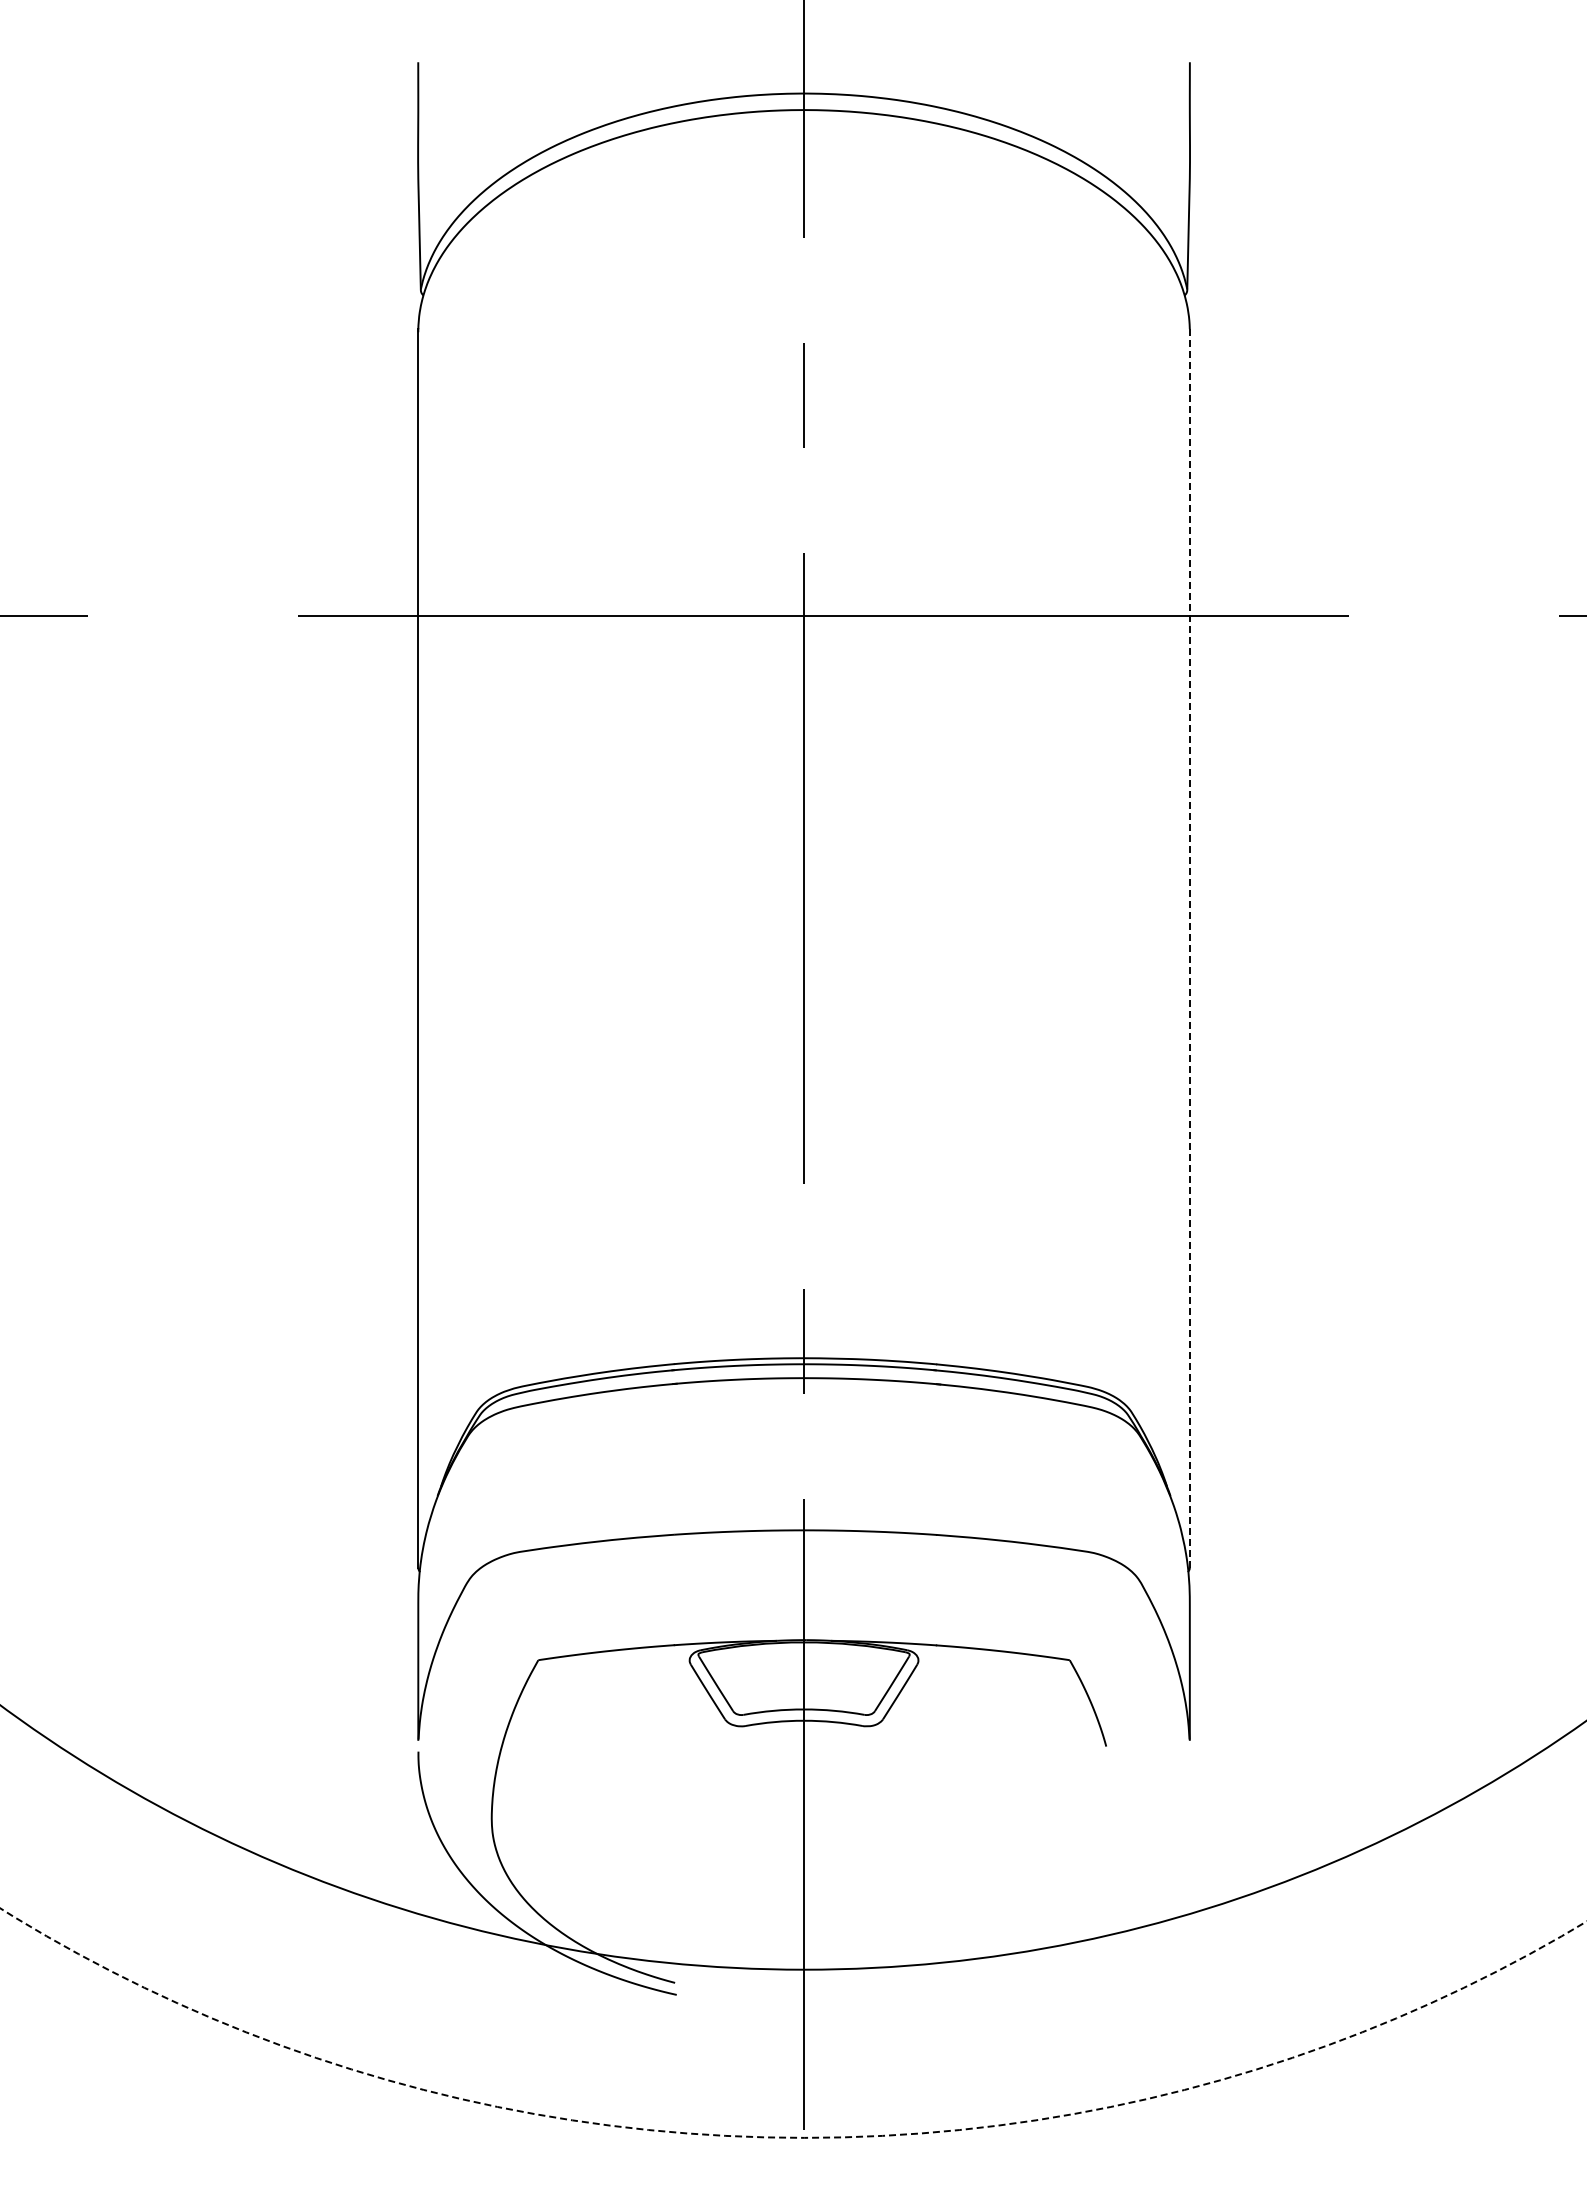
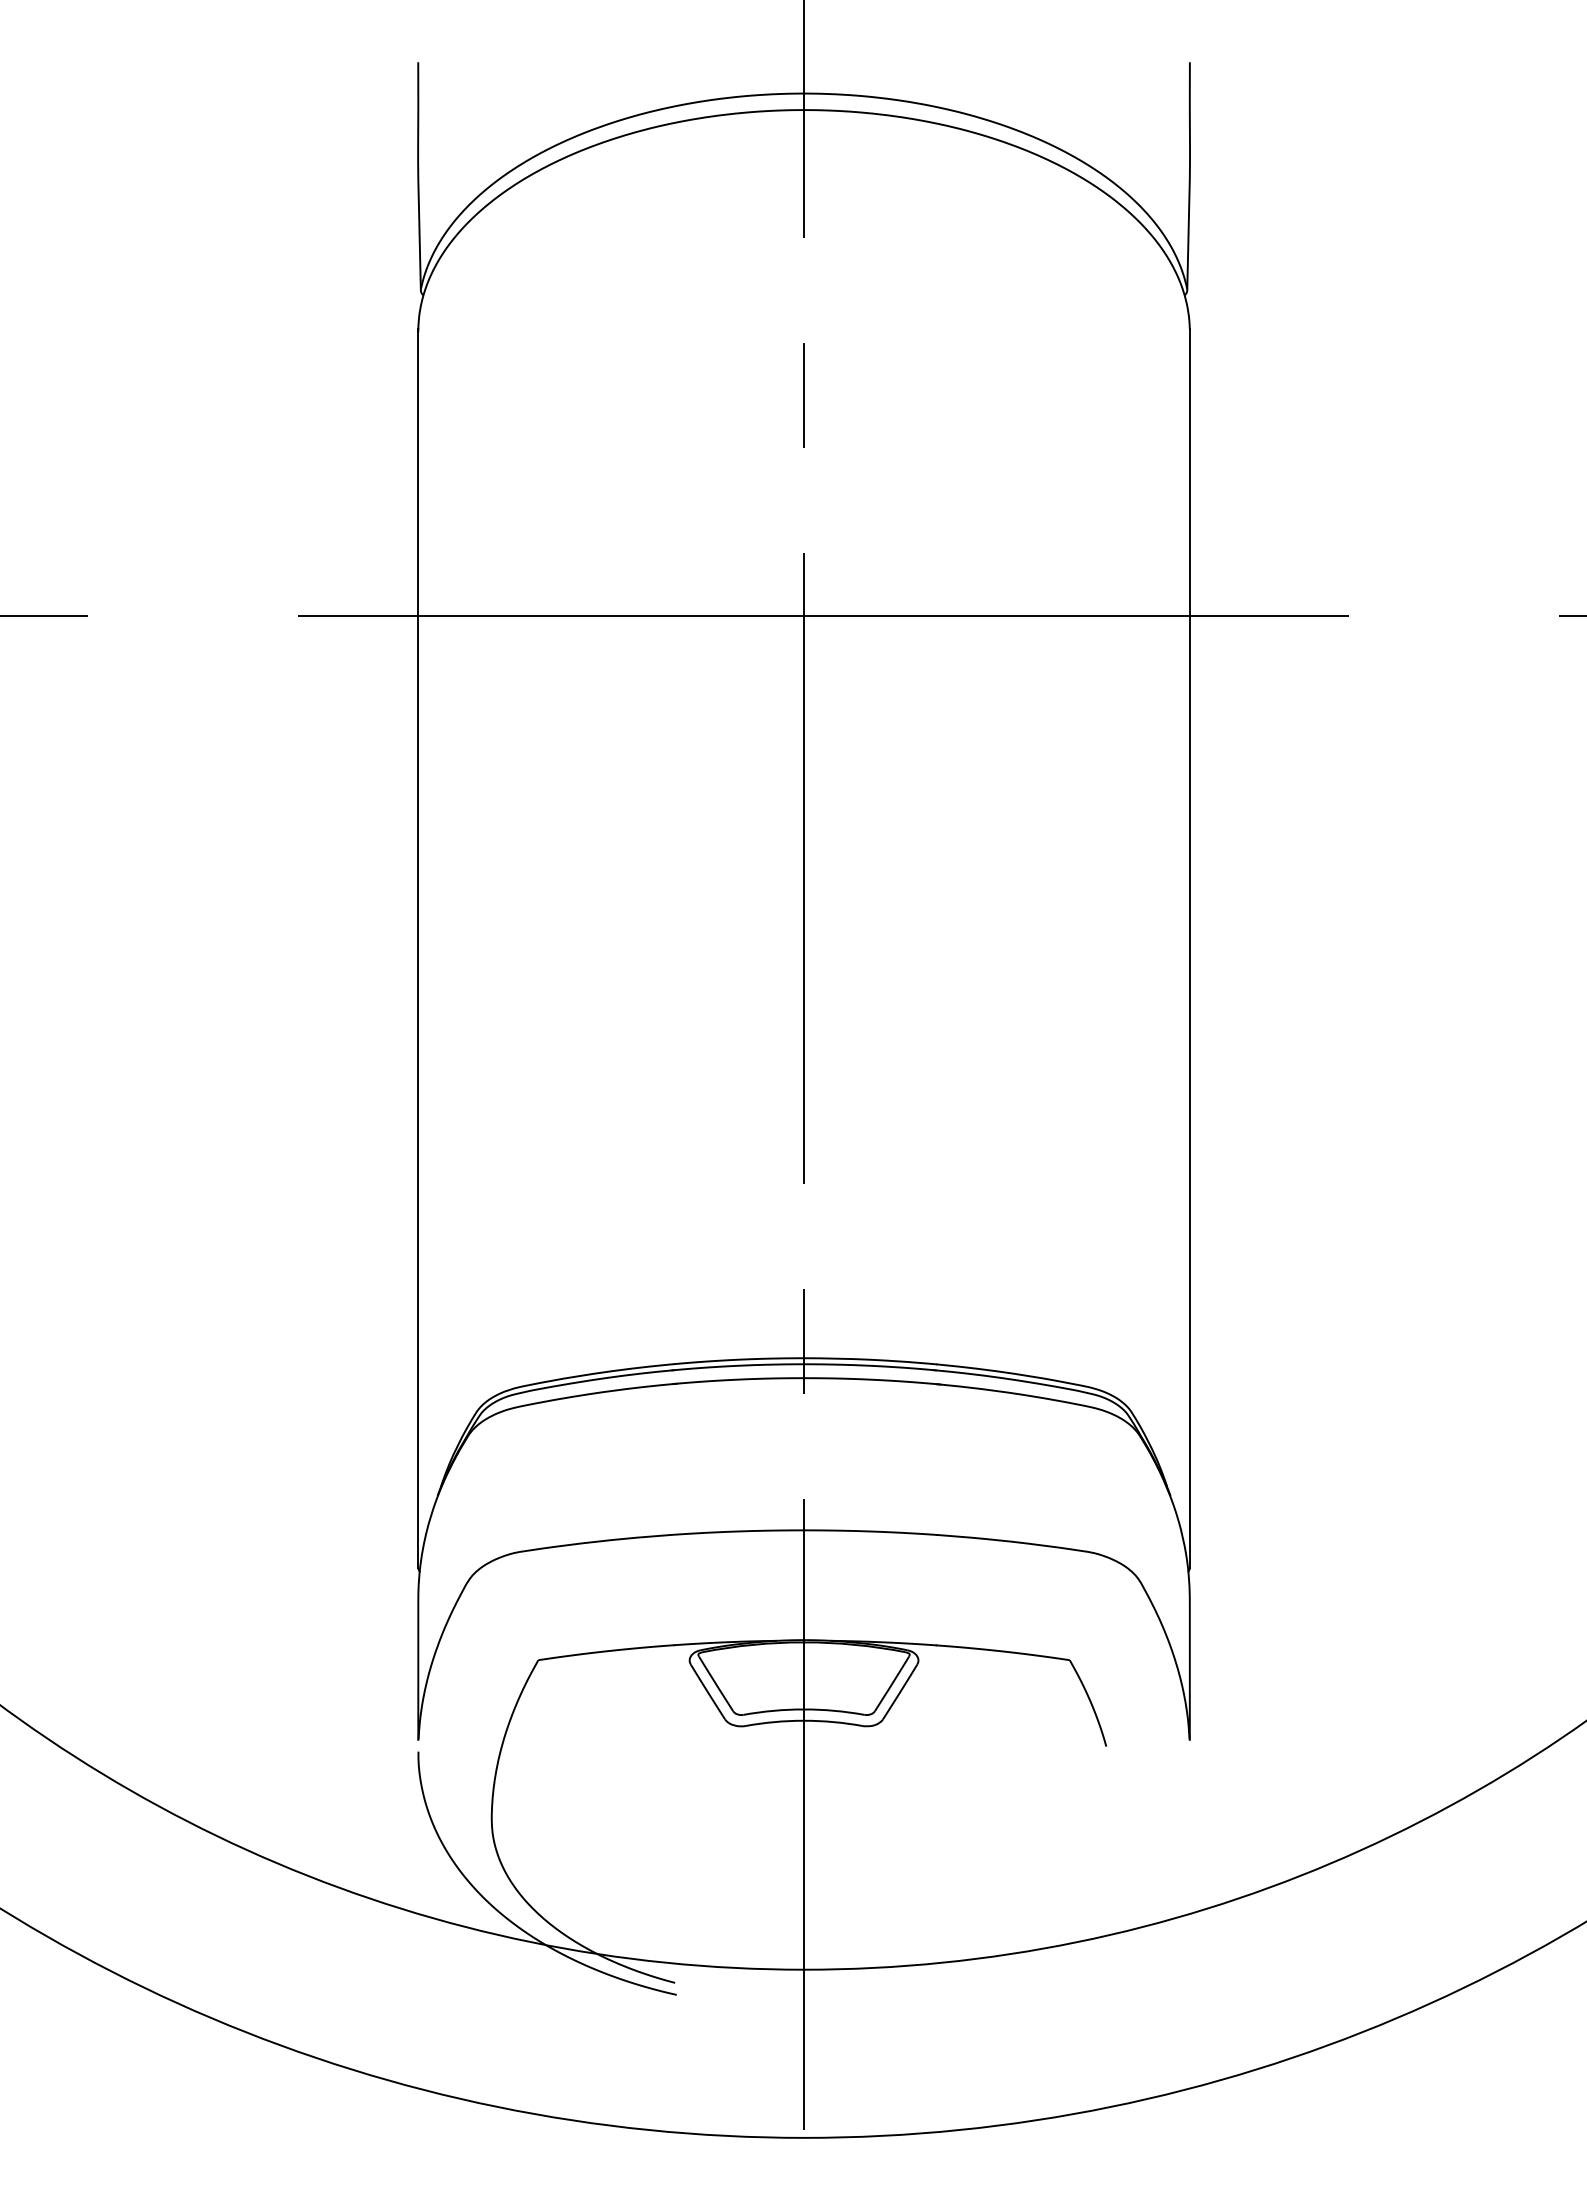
line: dashed -> solid (1189, 949)
circle: dashed -> solid (793, 2022)
